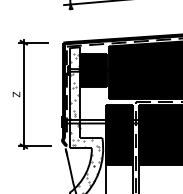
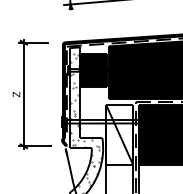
fill: present -> none (119, 134)
